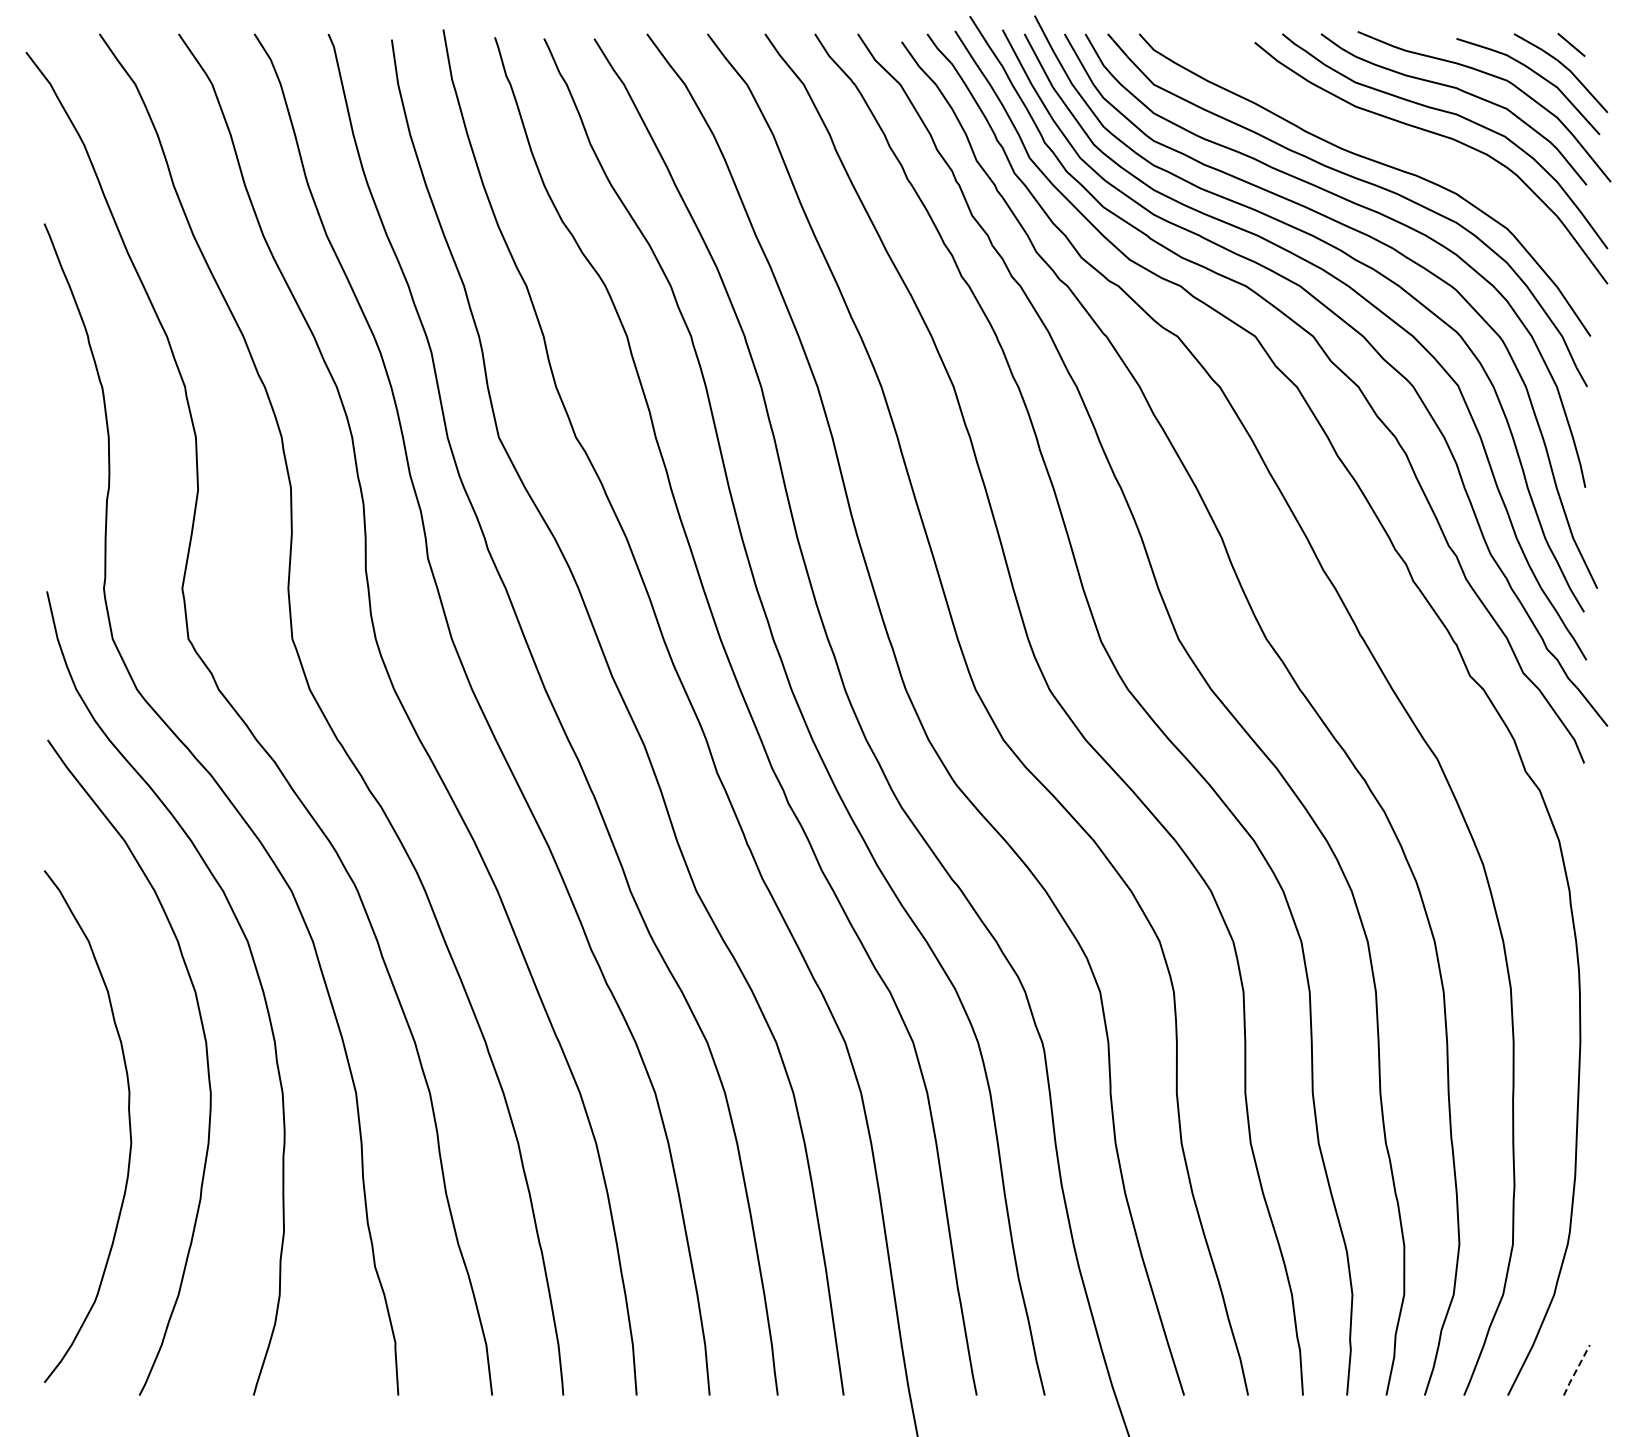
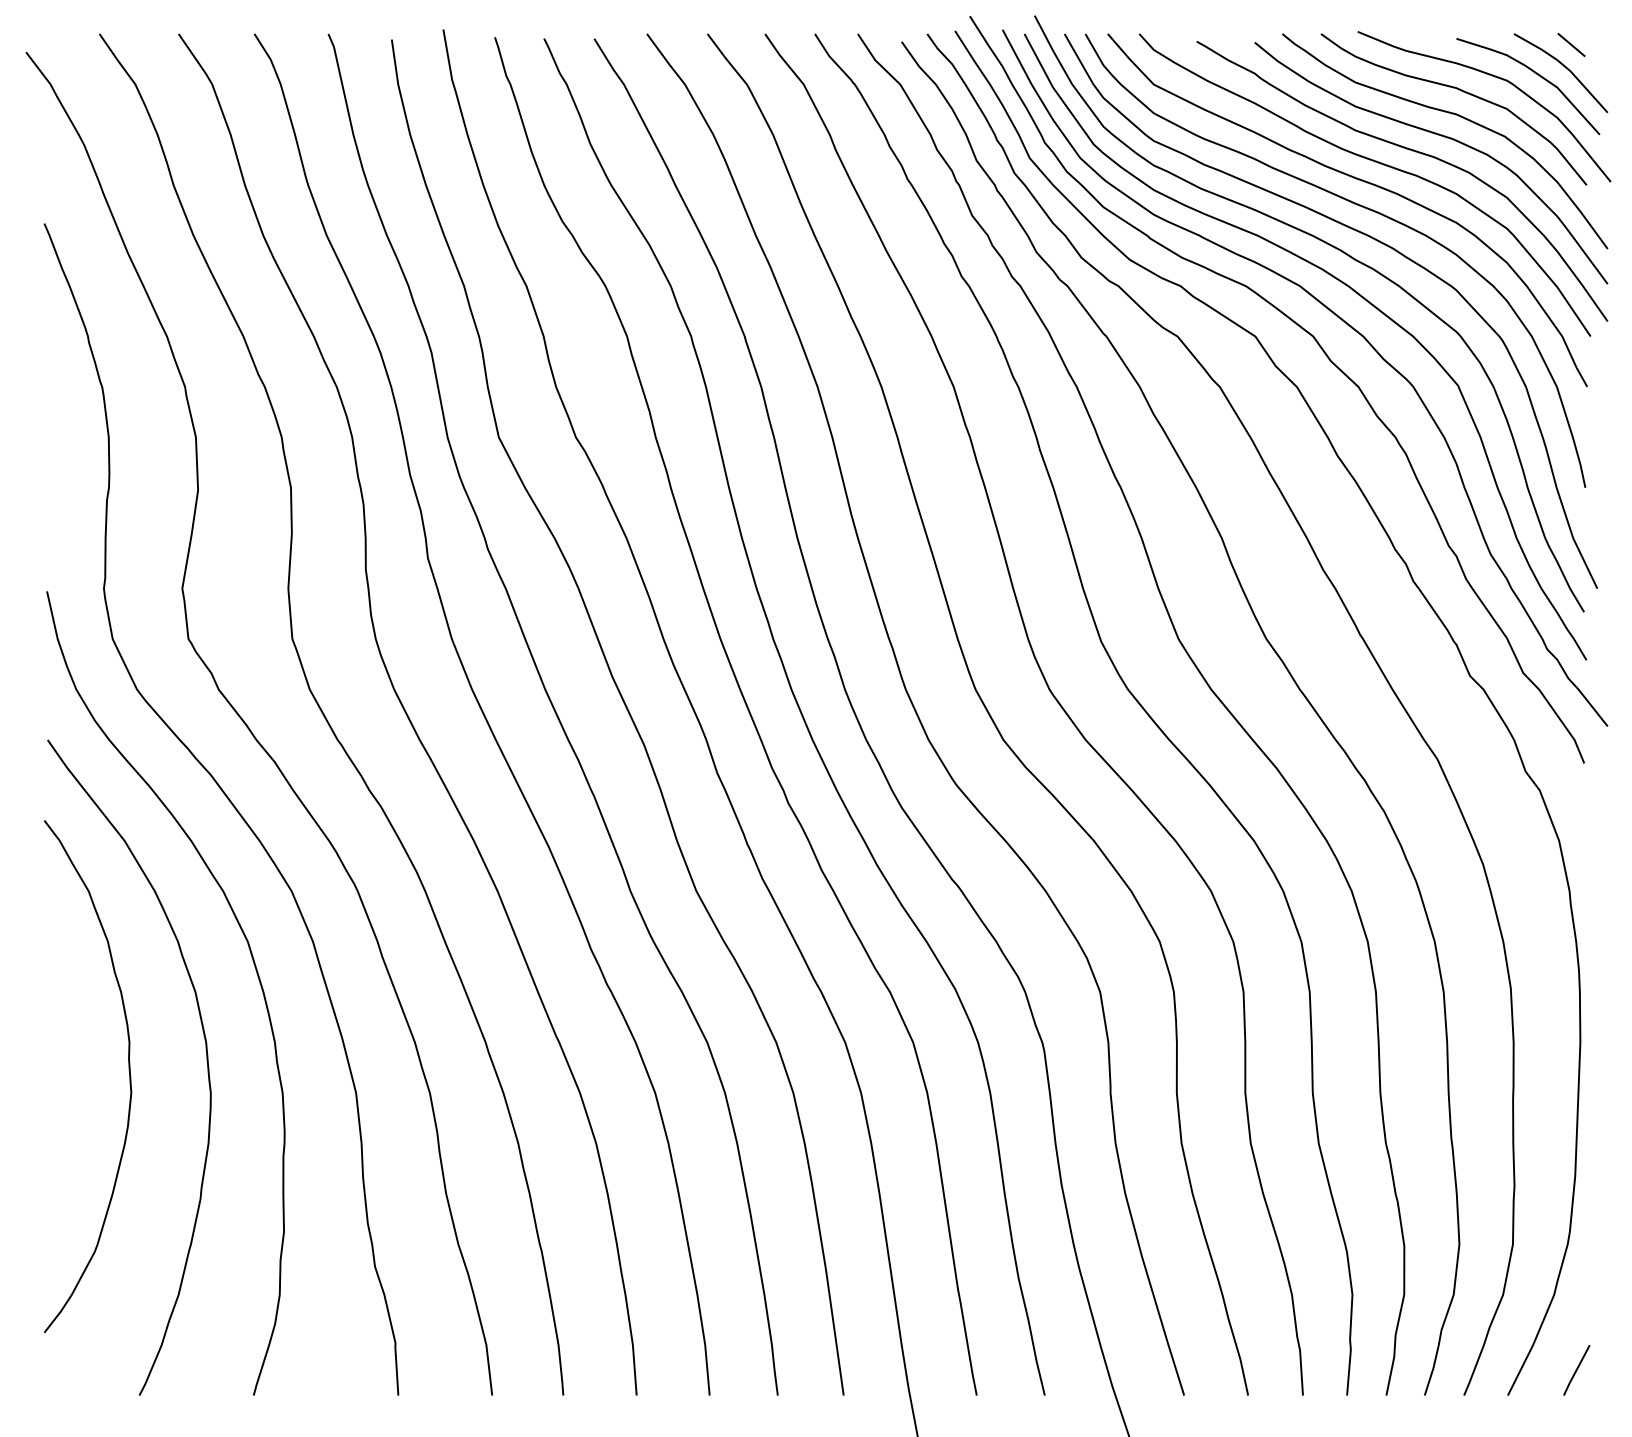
curve: none -> present (1412, 151)
curve position: (128, 1120) -> (128, 1070) (128, 1070)
line: dashed -> solid (1576, 1370)
